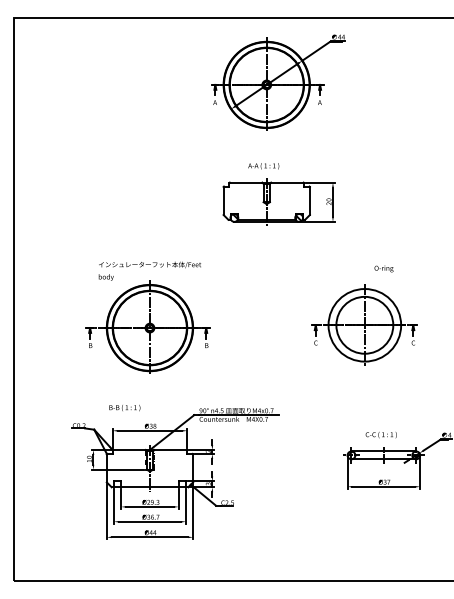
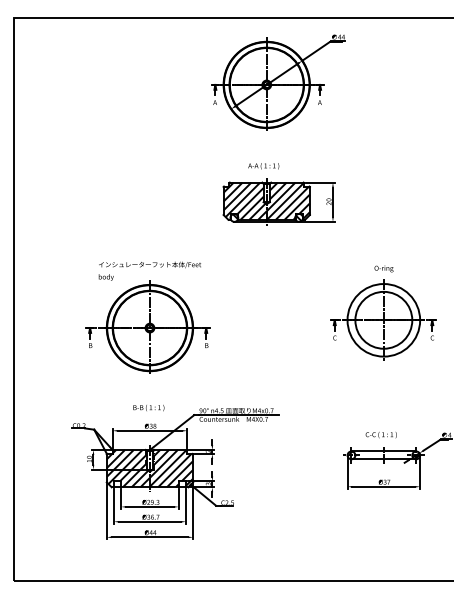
hatch: none -> present (266, 200)
part position: (364, 324) -> (383, 319) (383, 319)
text position: (124, 408) -> (148, 408) (148, 408)
hatch: none -> present (149, 468)
